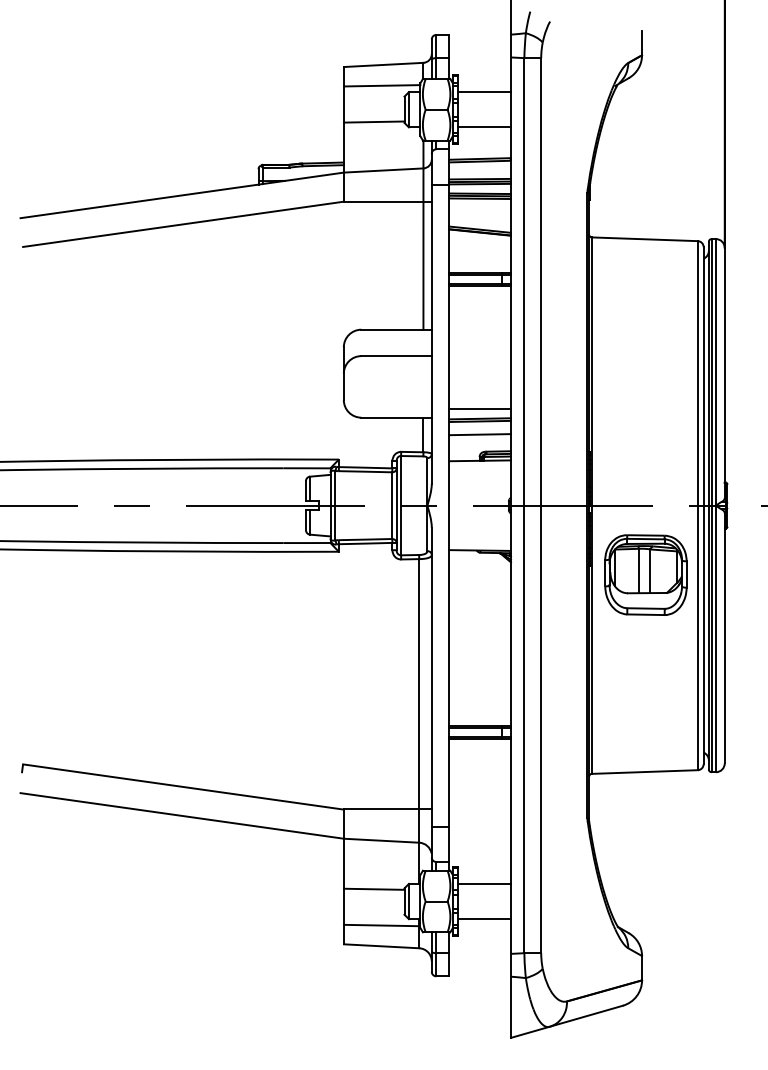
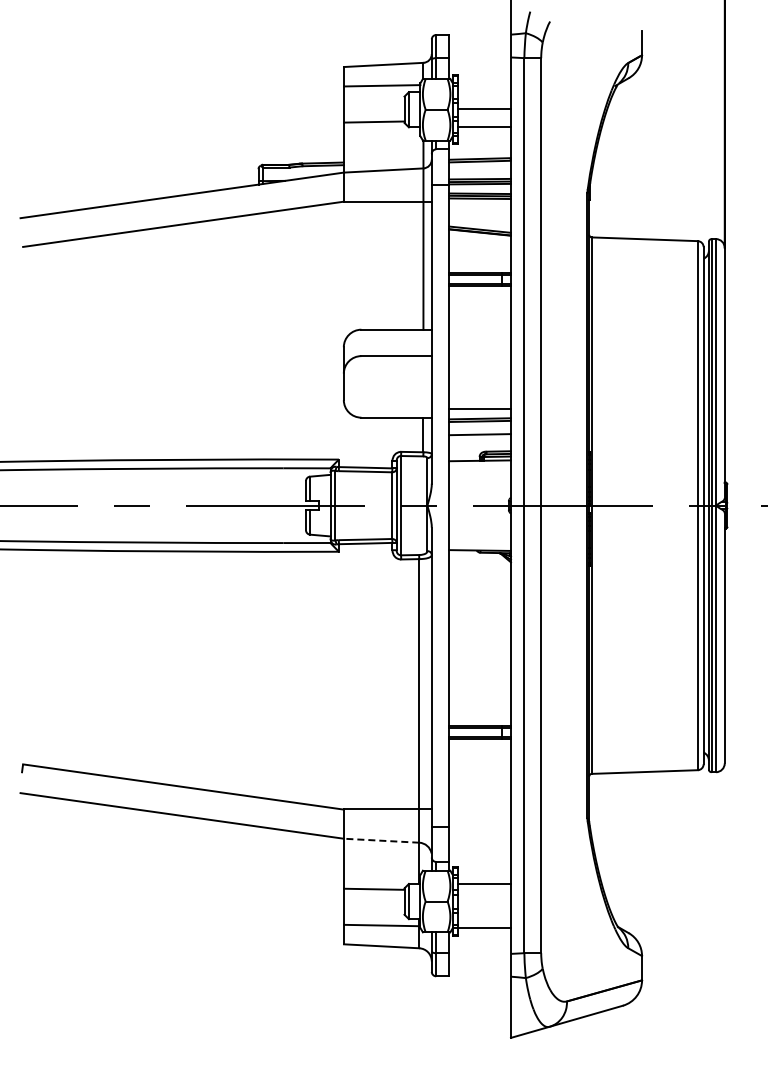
line position: (484, 92) -> (484, 109) (484, 109)
part: present -> none (645, 574)
line: solid -> dashed (381, 840)
line position: (484, 919) -> (484, 928) (484, 928)
